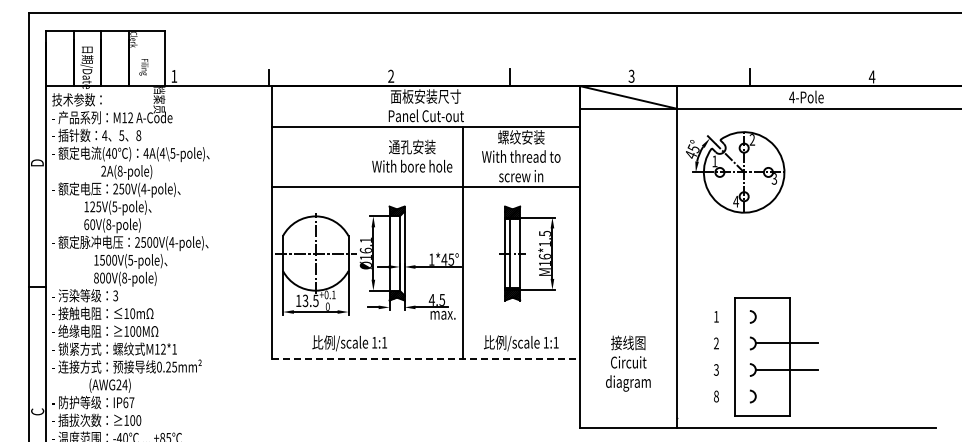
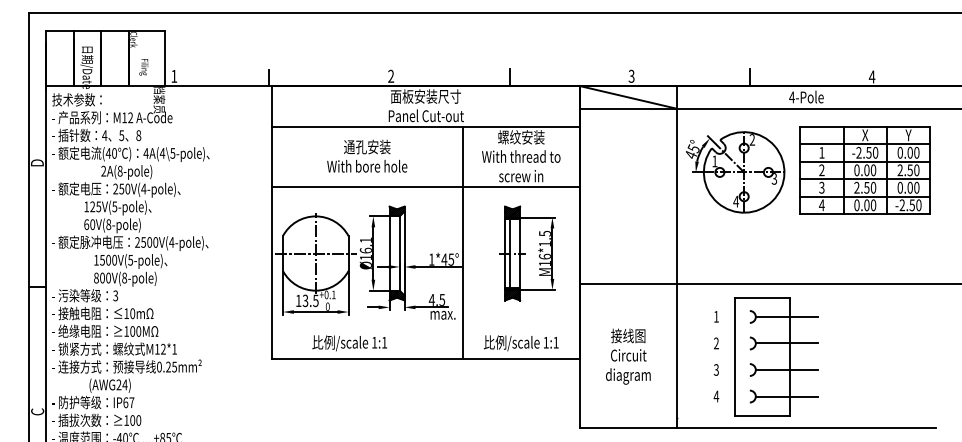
text position: (412, 155) -> (367, 155) (367, 155)
part: none -> present (864, 170)
line: none -> present (768, 283)
line: none -> present (786, 316)
line: dashed -> solid (426, 358)
text position: (628, 363) -> (628, 356) (628, 356)
text: 8 -> 4 (716, 396)
line: none -> present (786, 396)
